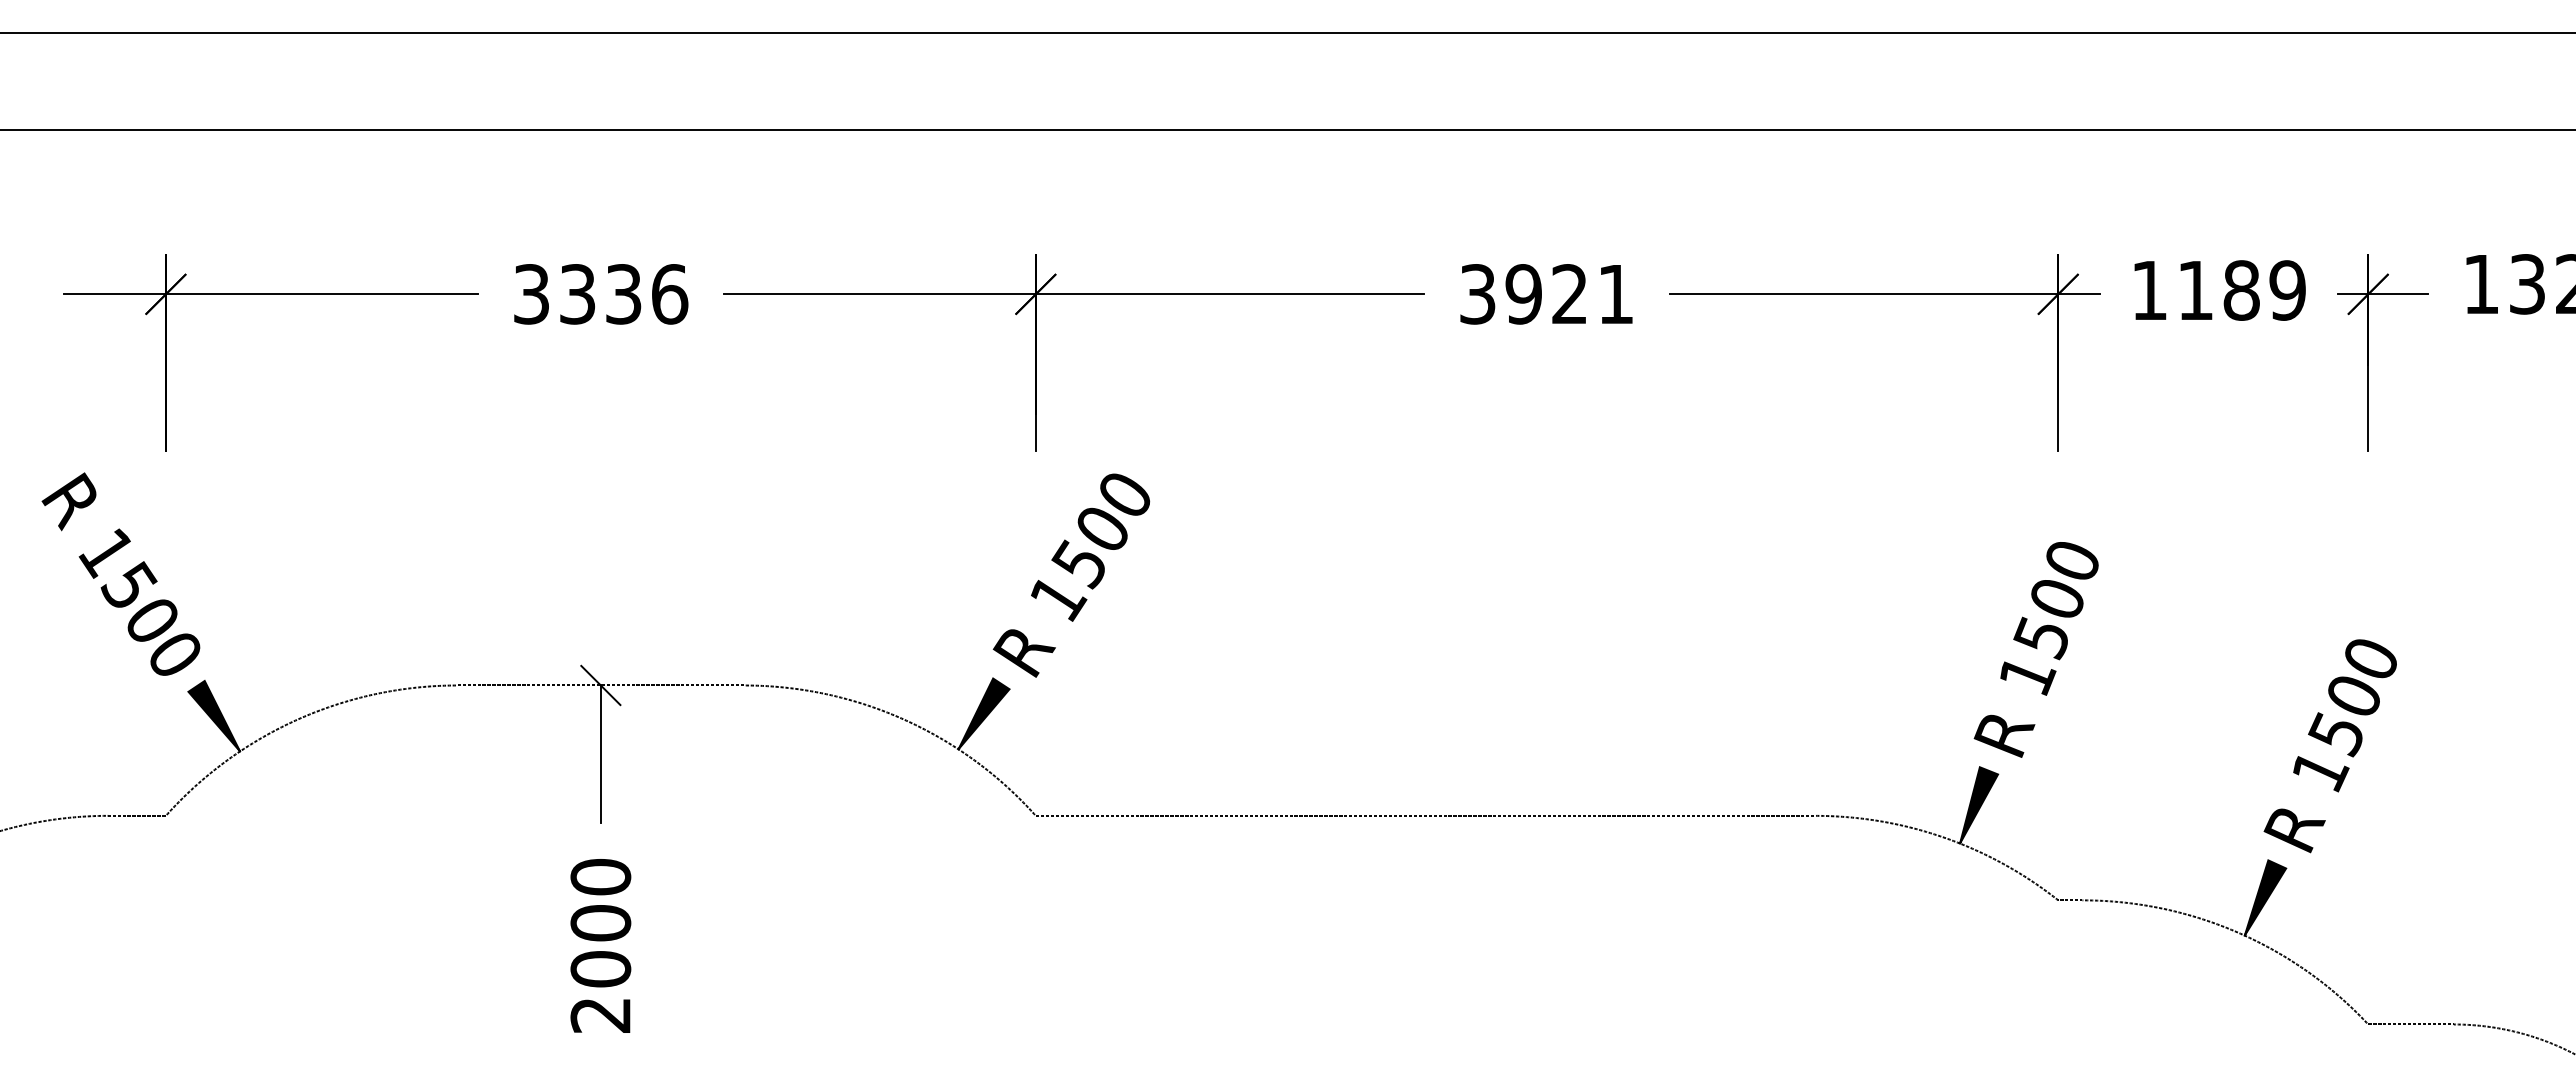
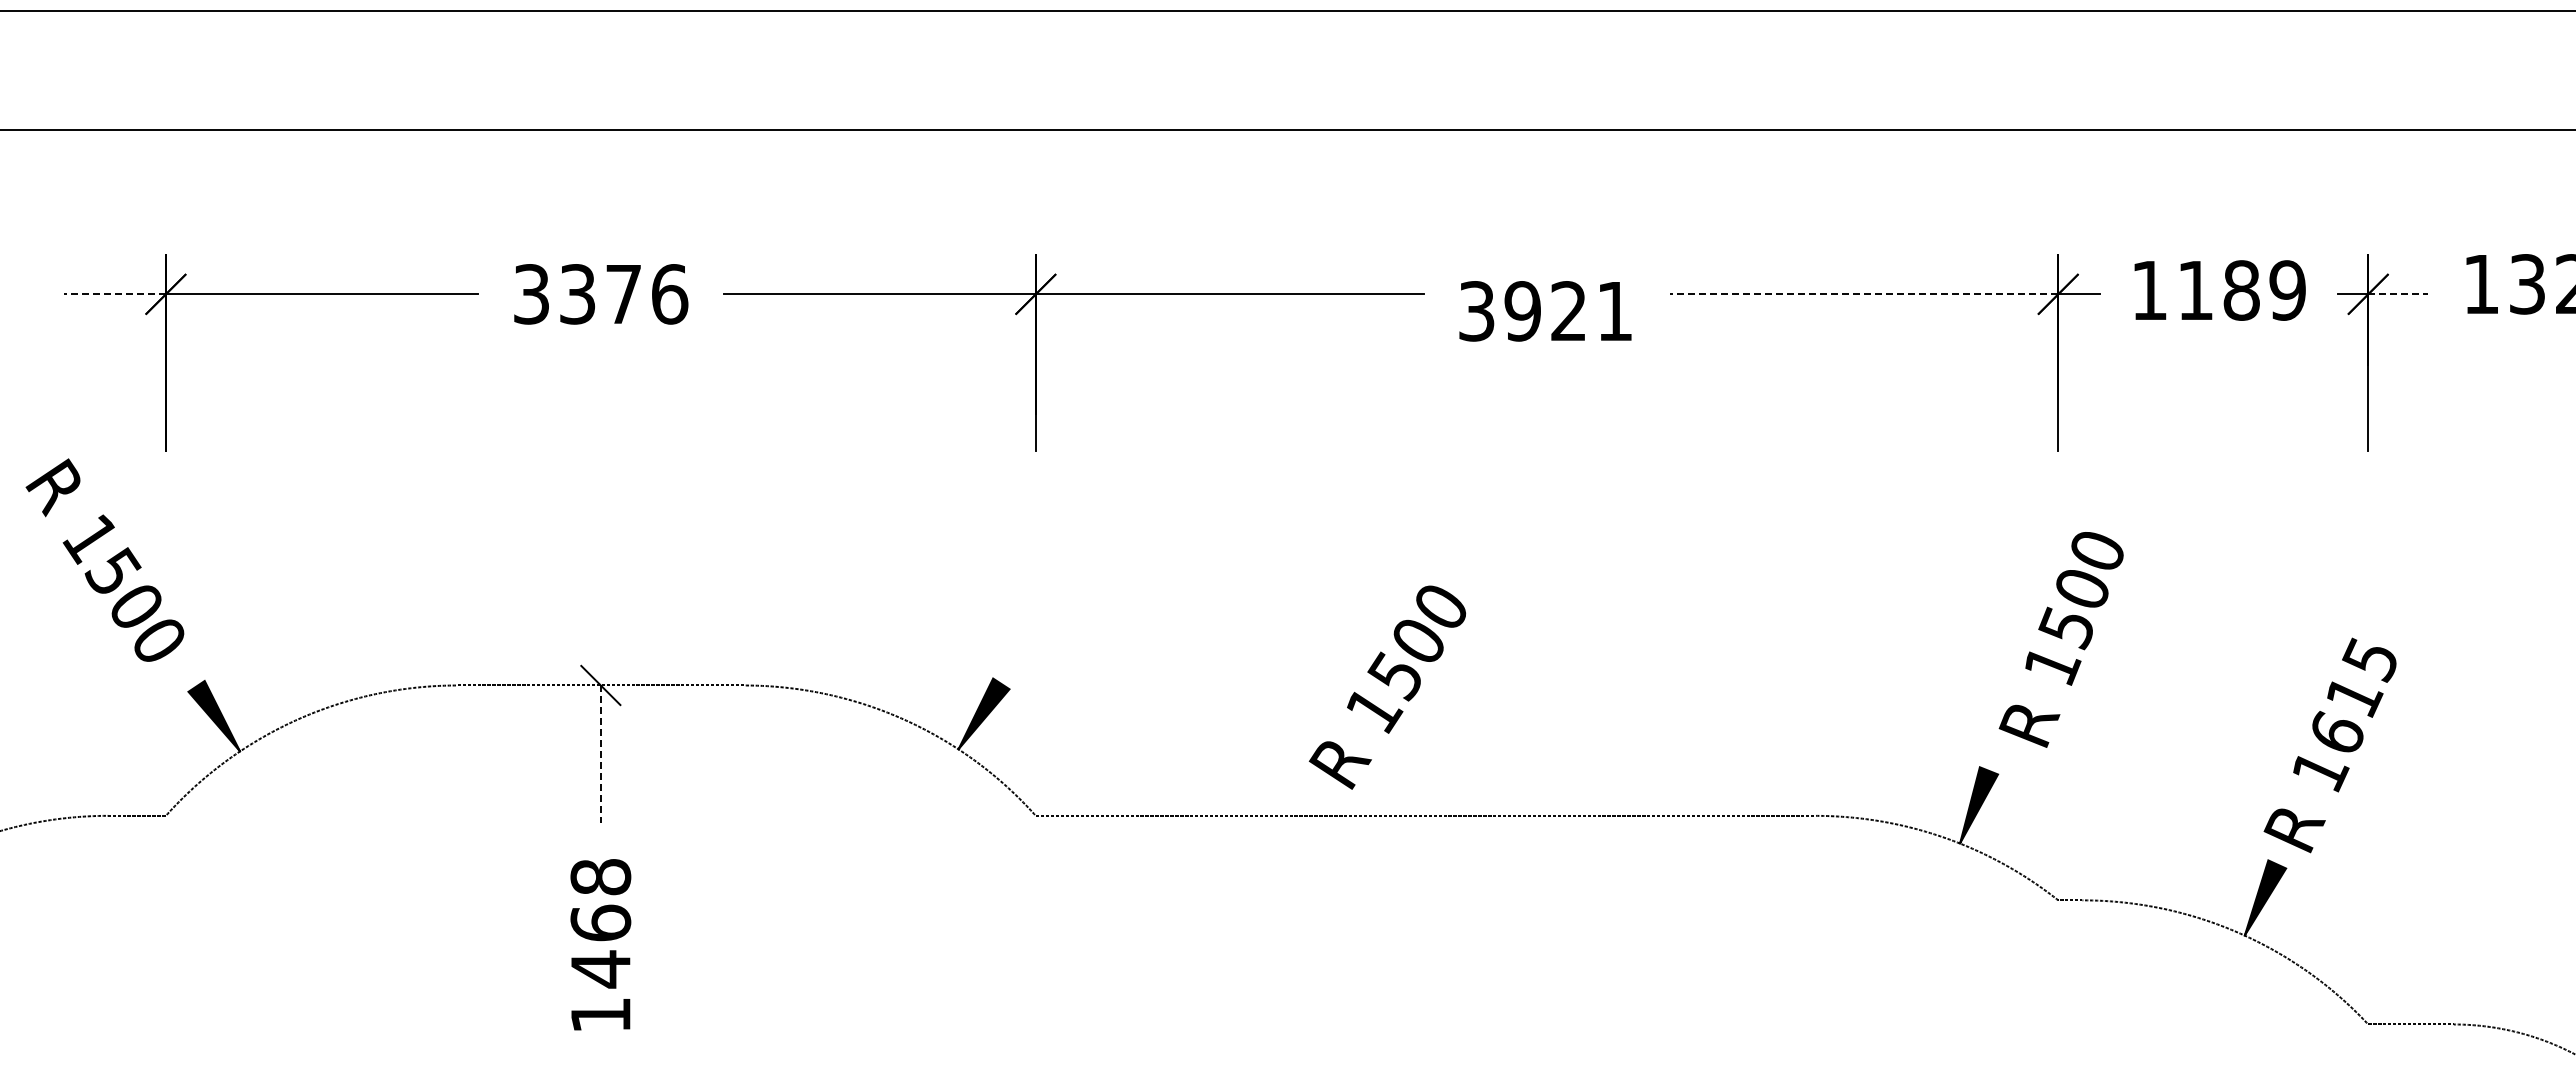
line position: (1287, 32) -> (1287, 10) (1287, 10)
line: solid -> dashed (115, 294)
text: 3336 -> 3376 (623, 294)
text position: (1546, 294) -> (1545, 311) (1545, 311)
line: solid -> dashed (1863, 294)
line: solid -> dashed (2398, 294)
text position: (120, 573) -> (104, 559) (104, 559)
text position: (1071, 575) -> (1387, 687) (1387, 687)
text position: (2035, 649) -> (2060, 639) (2060, 639)
text: 1500 -> 1615 (2352, 697)
line: solid -> dashed (600, 754)
text: 2000 -> 1468 (600, 945)
